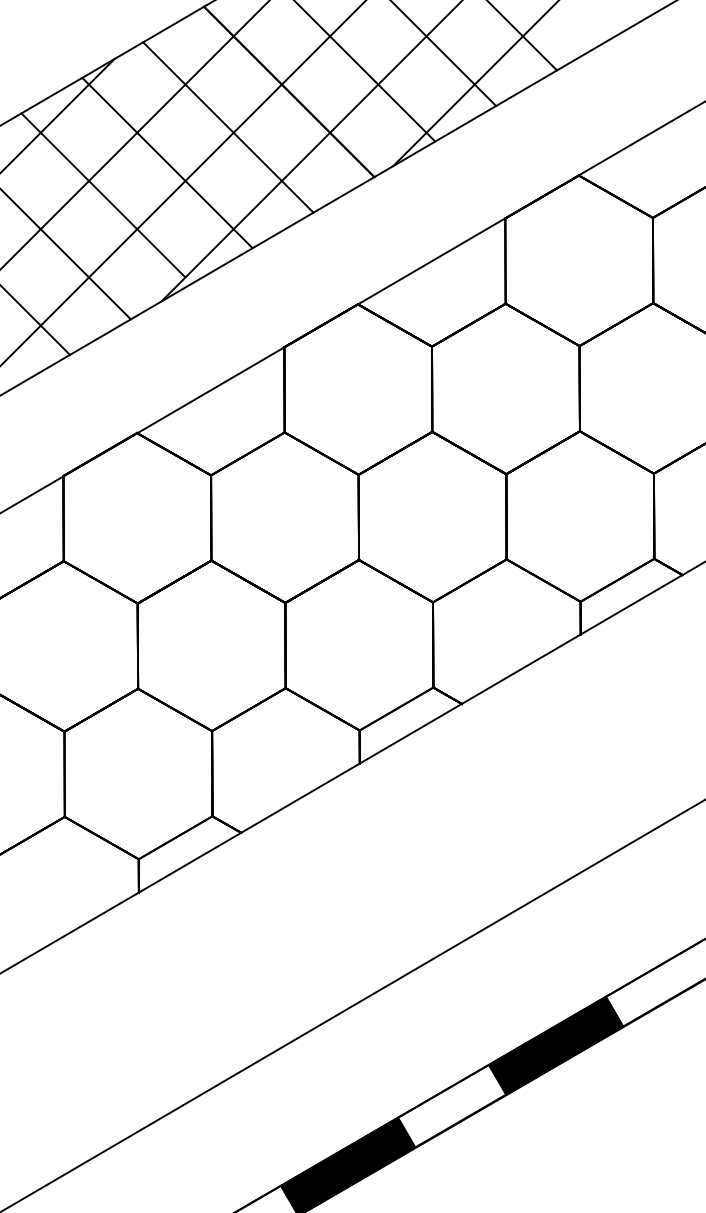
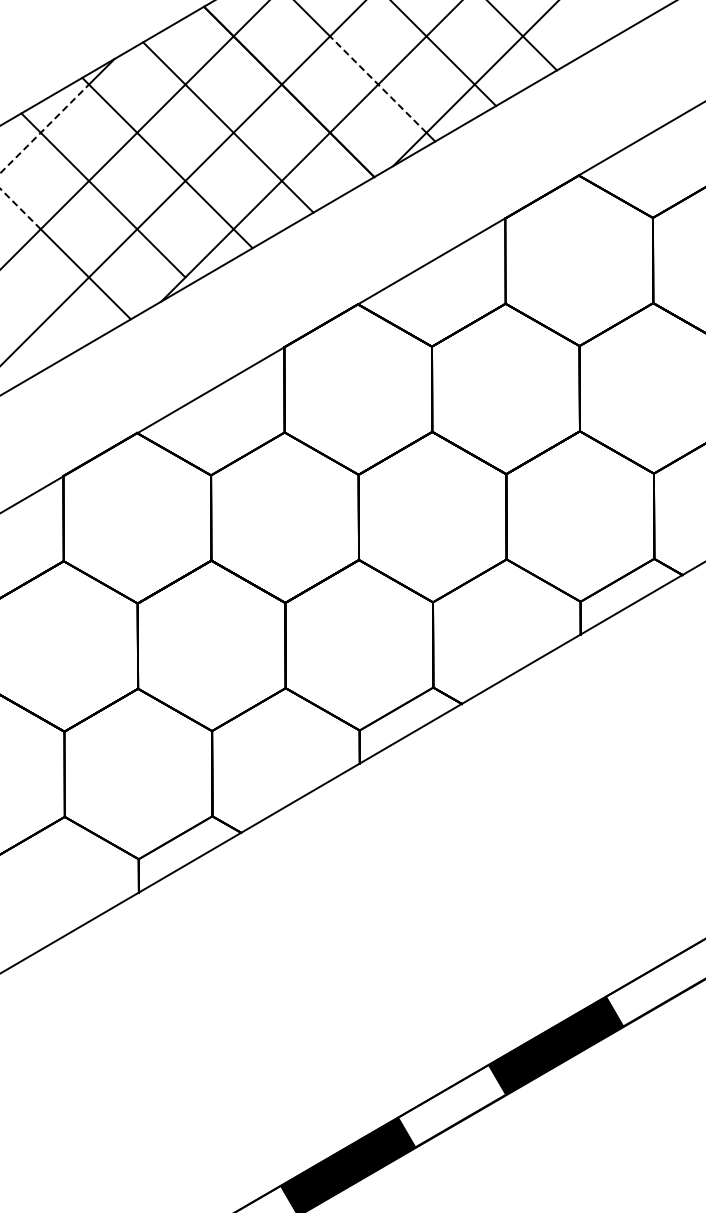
line: solid -> dashed (377, 84)
line: solid -> dashed (44, 128)
line: solid -> dashed (20, 208)
line: present -> none (36, 320)
line: present -> none (353, 1005)
